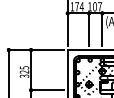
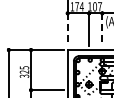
line: solid -> dashed (67, 30)
line: solid -> dashed (102, 30)
